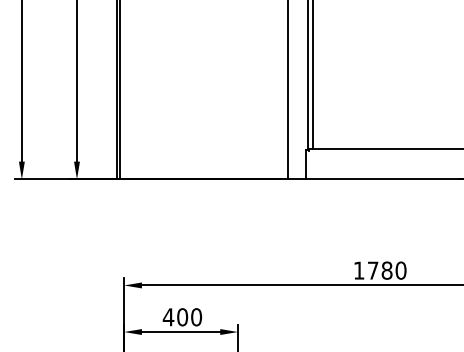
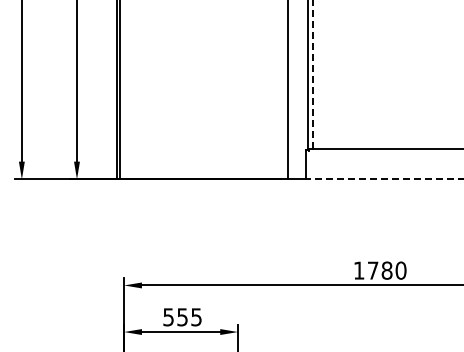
line: solid -> dashed (313, 74)
line: solid -> dashed (384, 179)
text: 400 -> 555 (182, 317)
